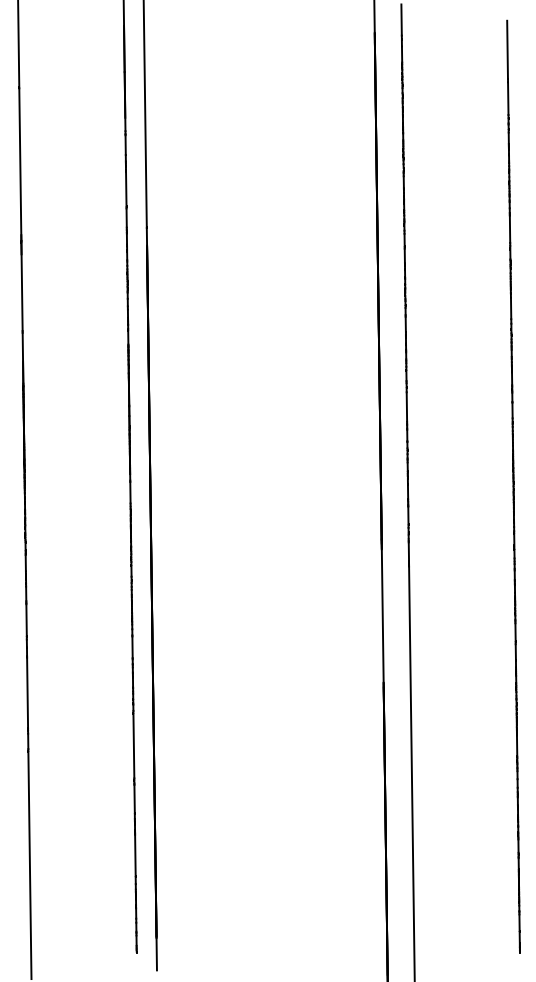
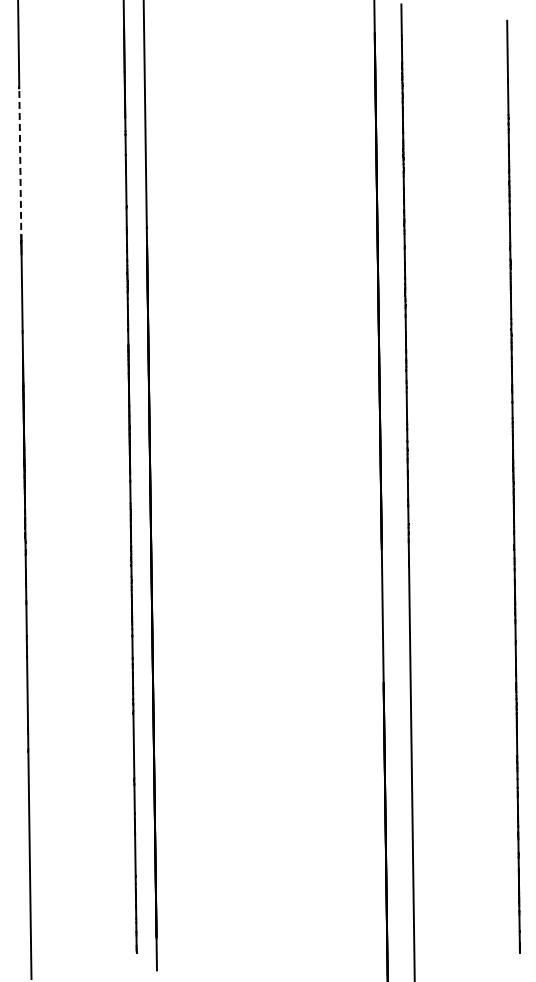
line: solid -> dashed (20, 164)
